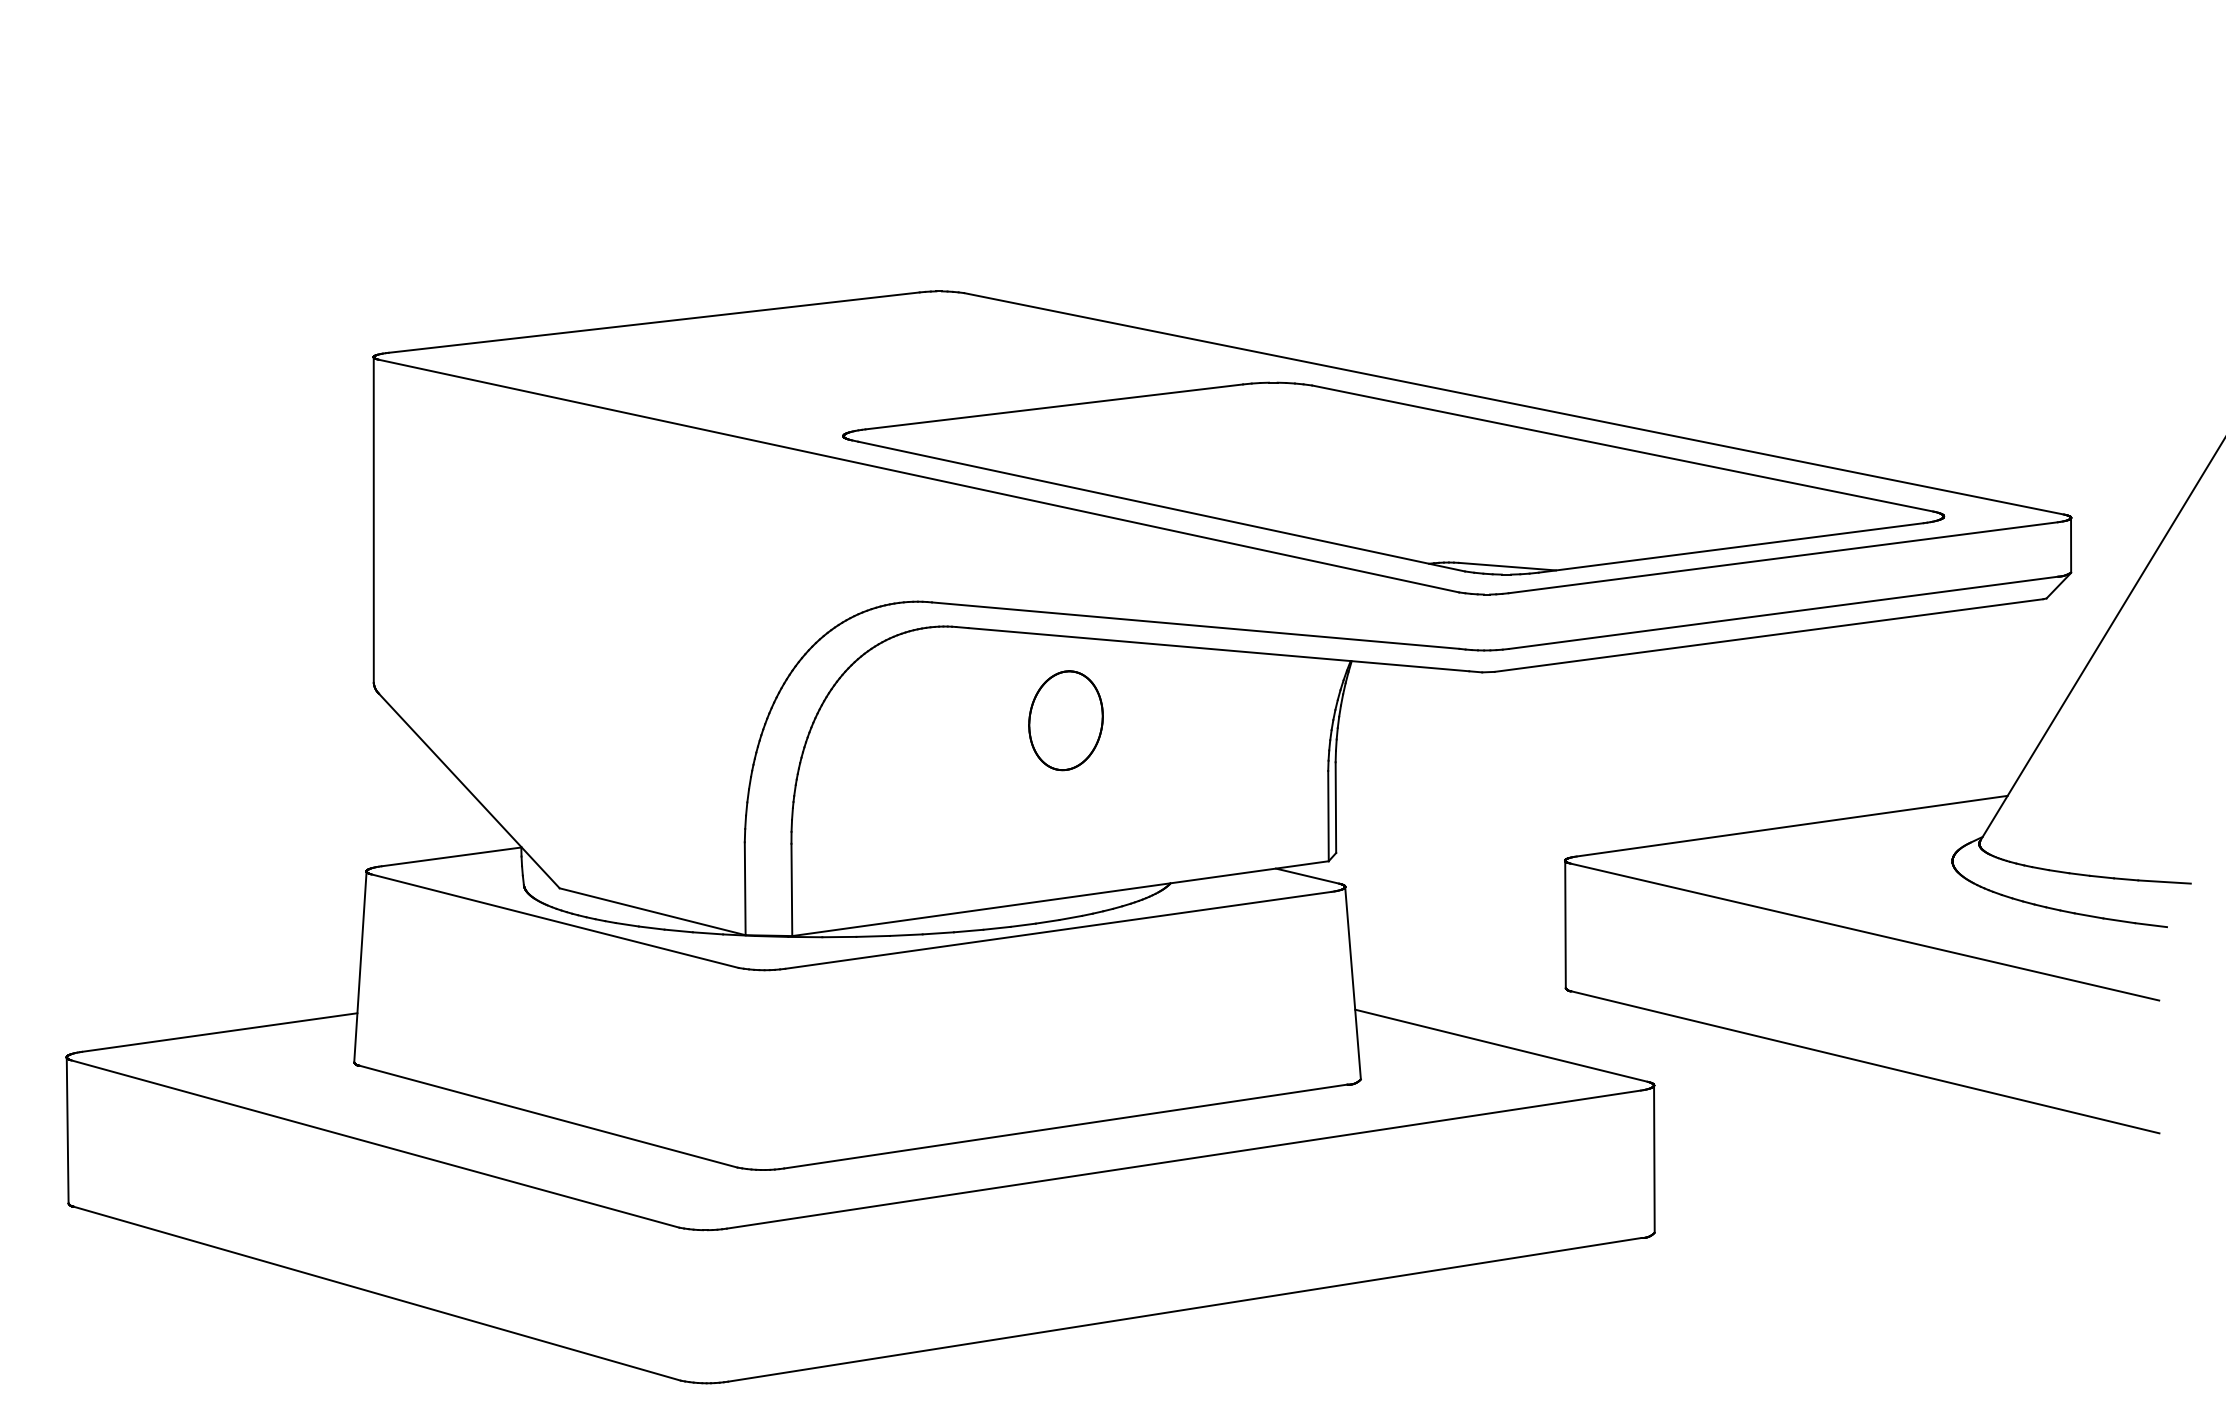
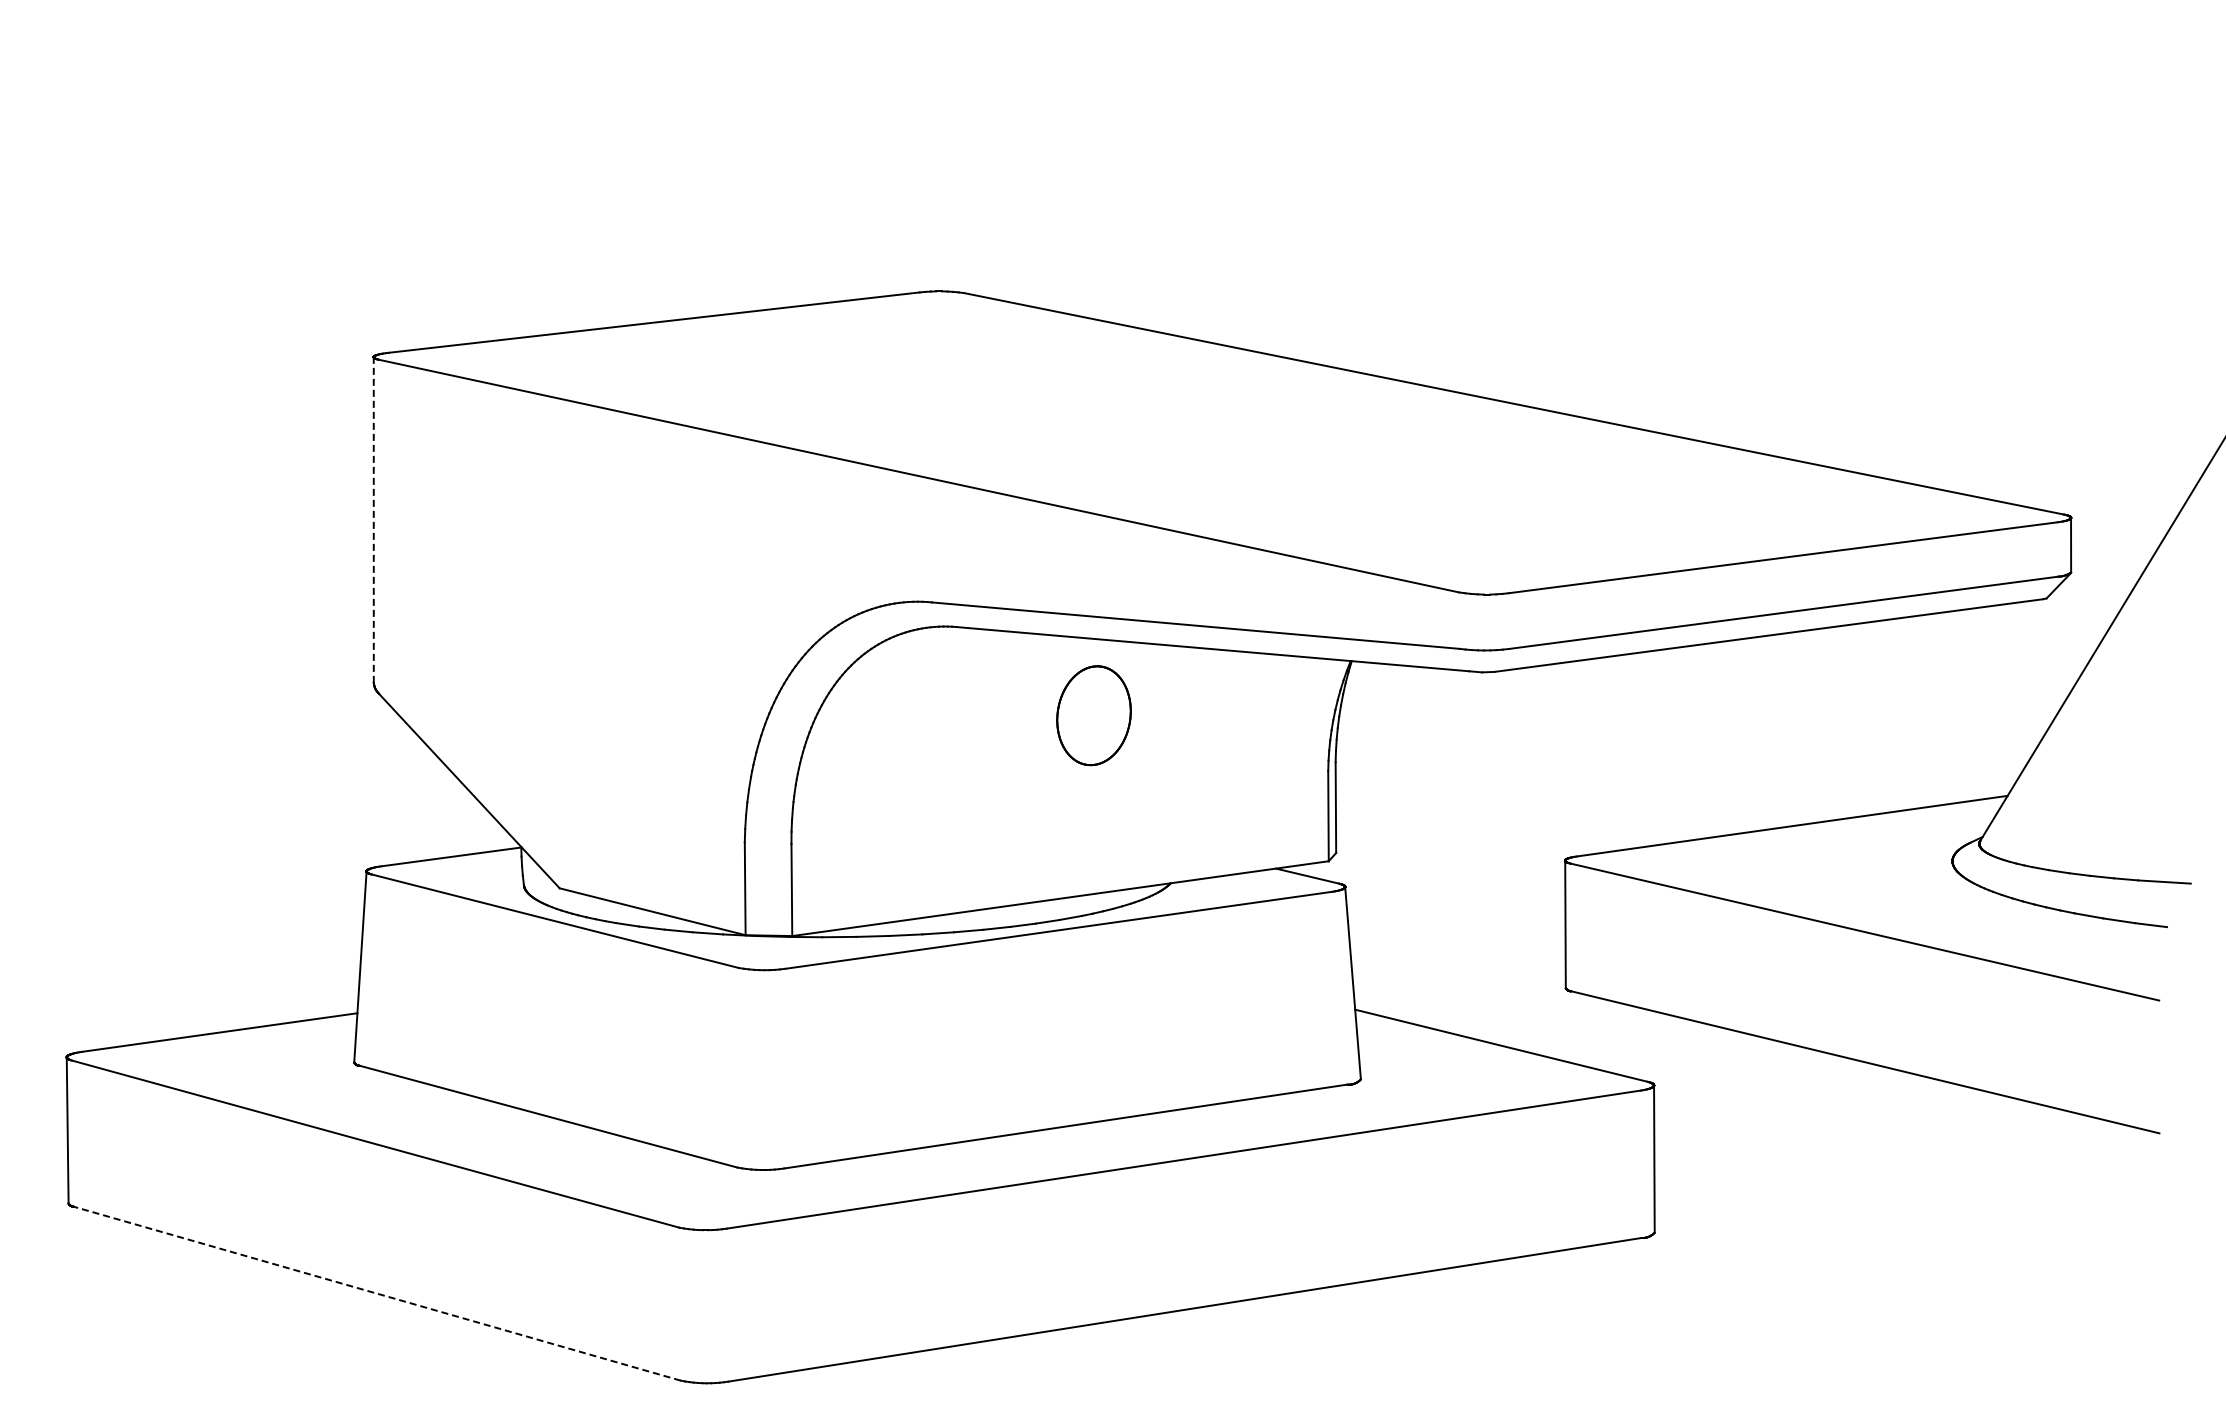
part: present -> none (1393, 478)
line: solid -> dashed (373, 520)
part position: (1065, 720) -> (1093, 715) (1093, 715)
line: solid -> dashed (377, 1293)
